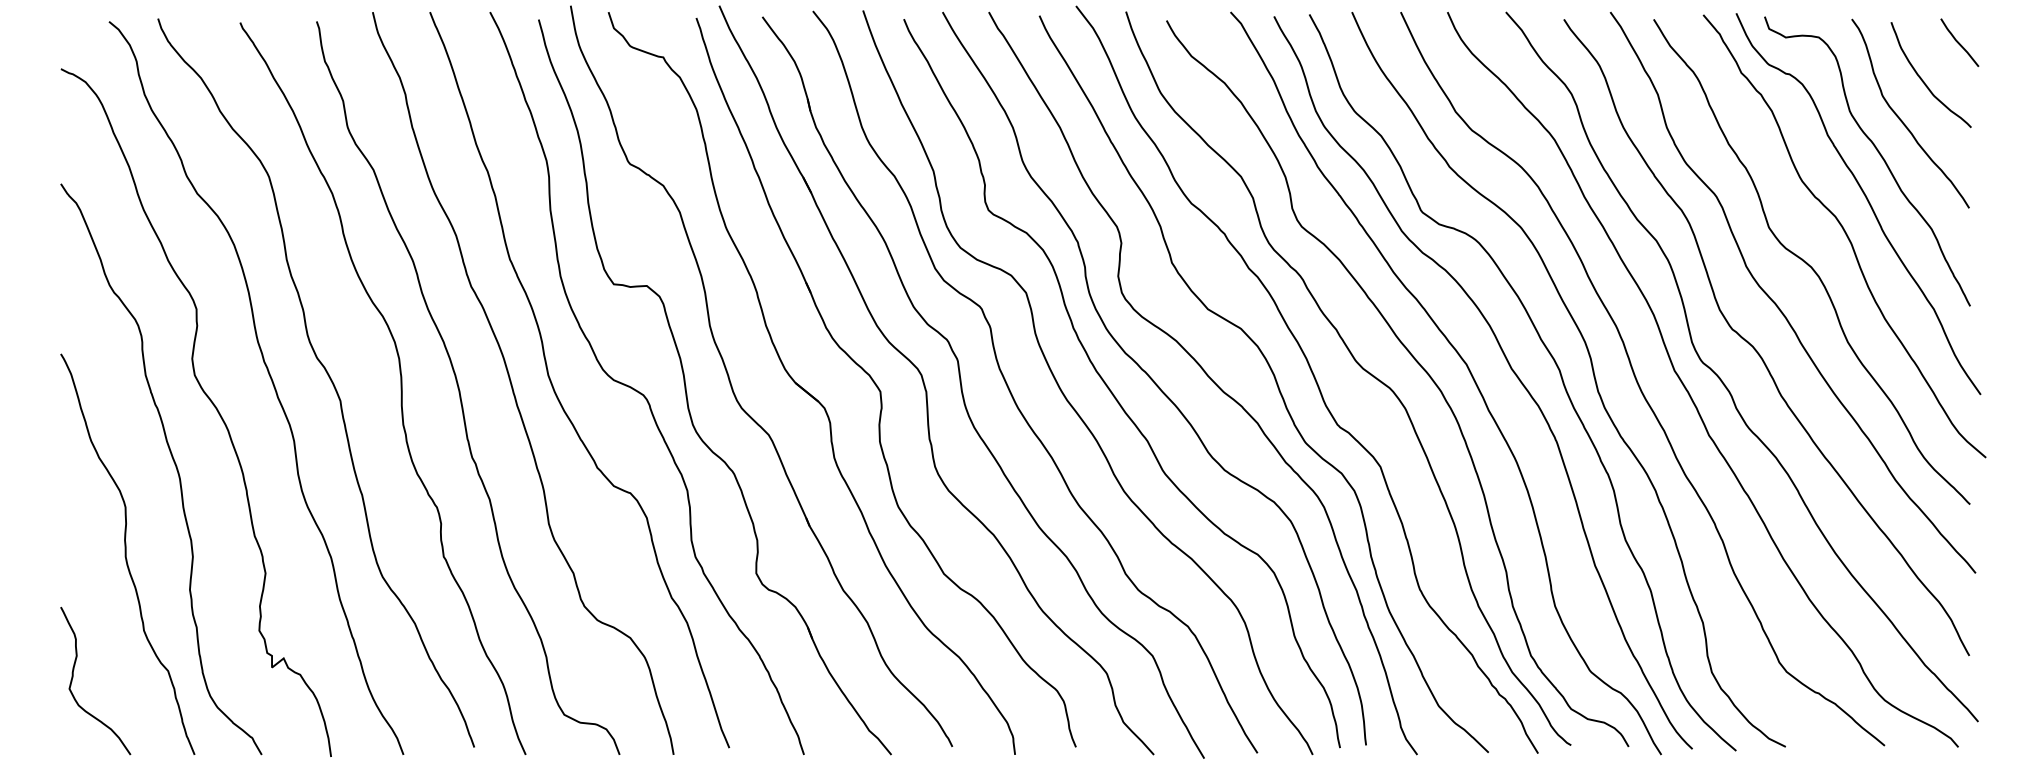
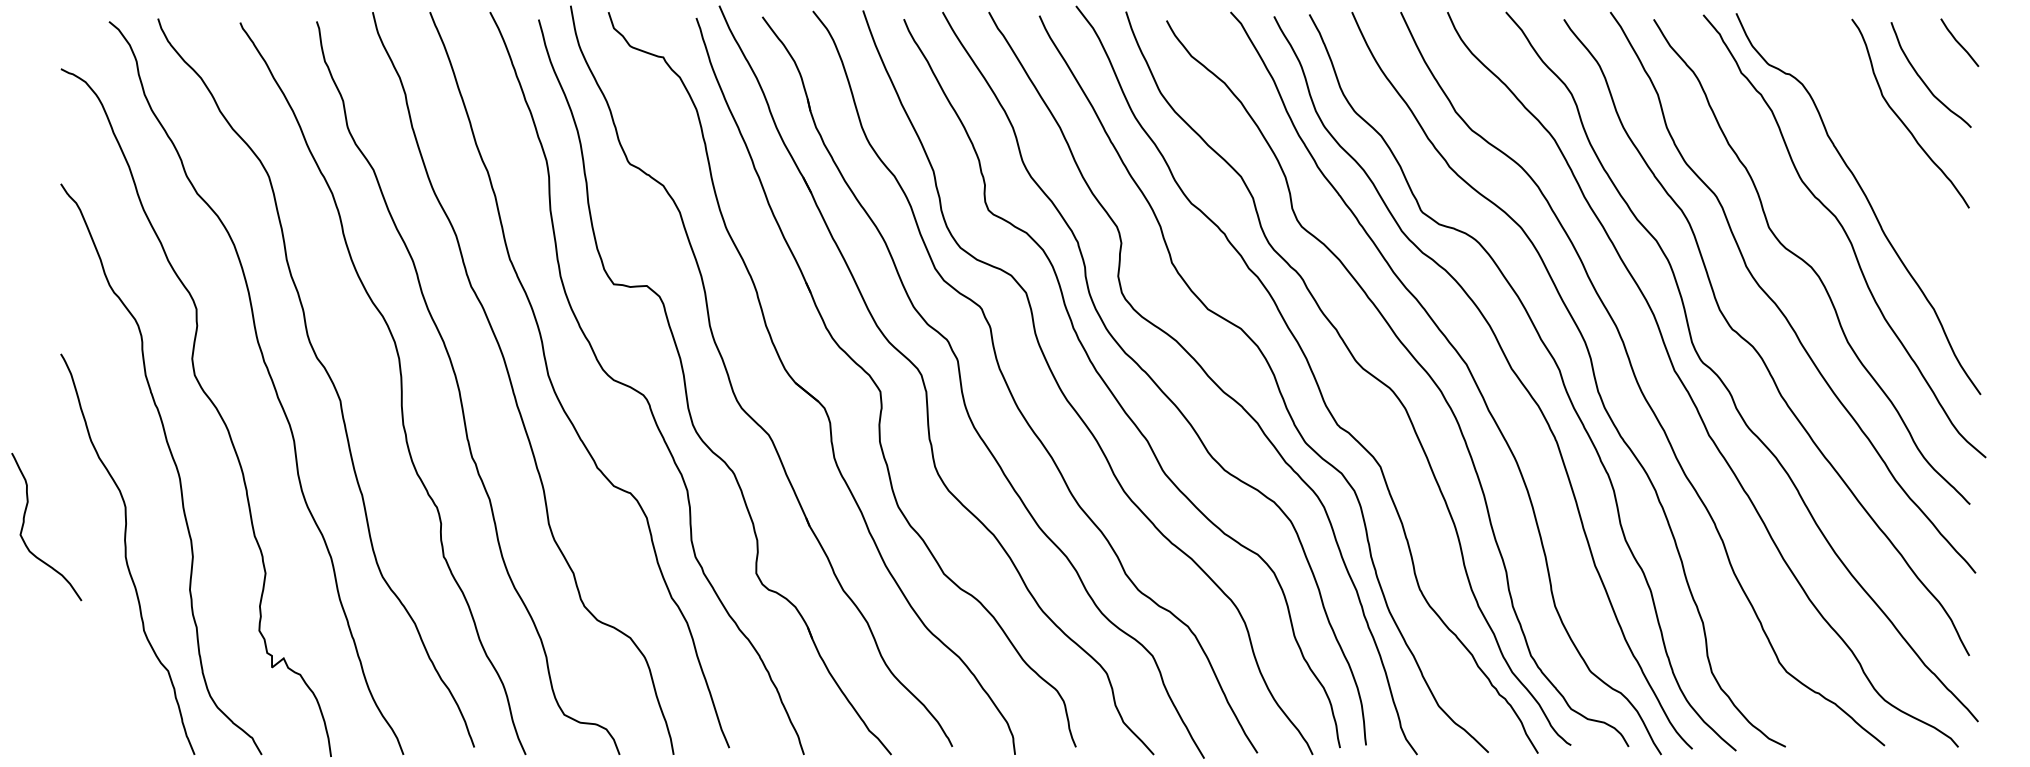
curve: present -> none (1878, 153)
curve position: (73, 677) -> (24, 523) (24, 523)
